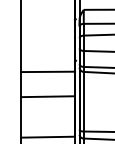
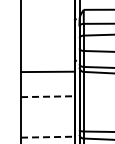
line: solid -> dashed (48, 96)
line: solid -> dashed (48, 137)
